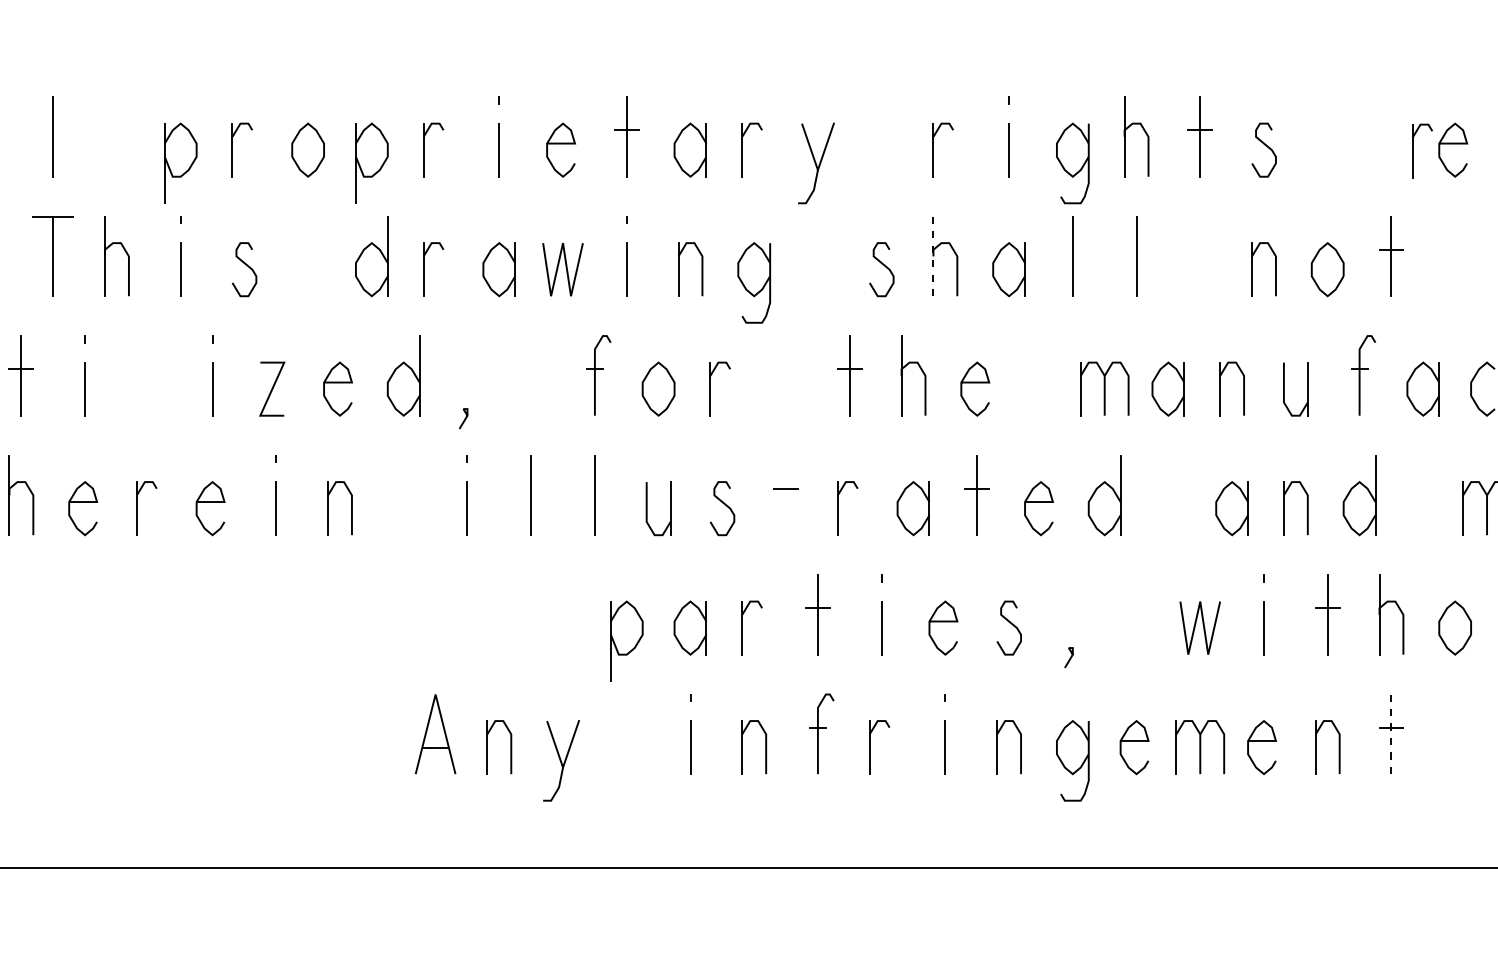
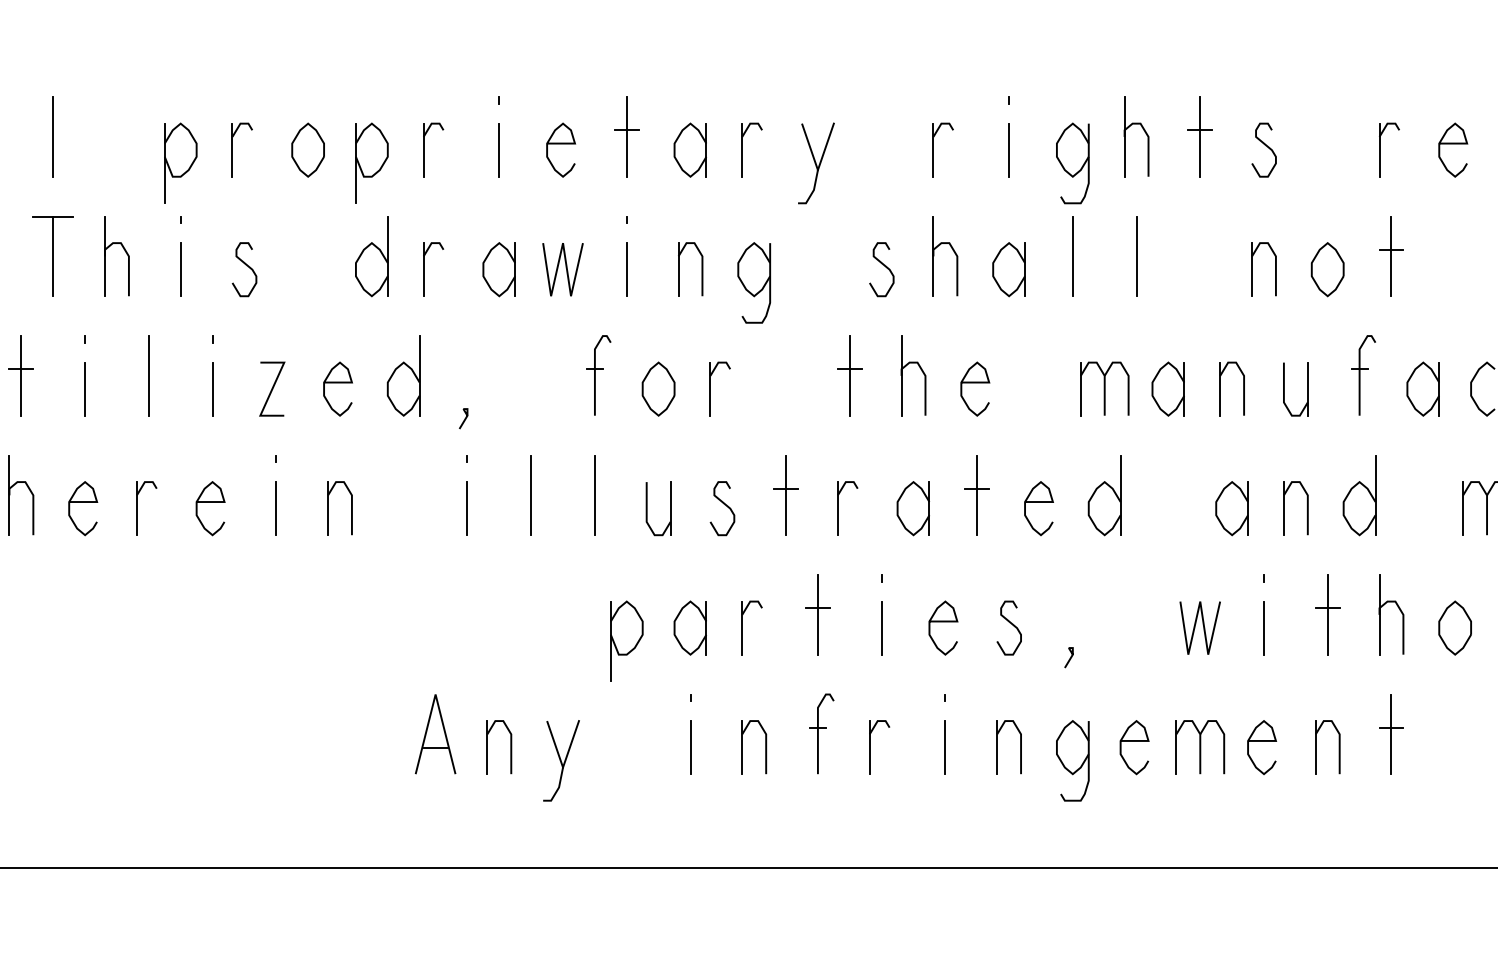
part position: (1413, 150) -> (1380, 149) (1380, 149)
line: dashed -> solid (933, 256)
line: none -> present (148, 375)
line: none -> present (786, 495)
line: dashed -> solid (1391, 734)
